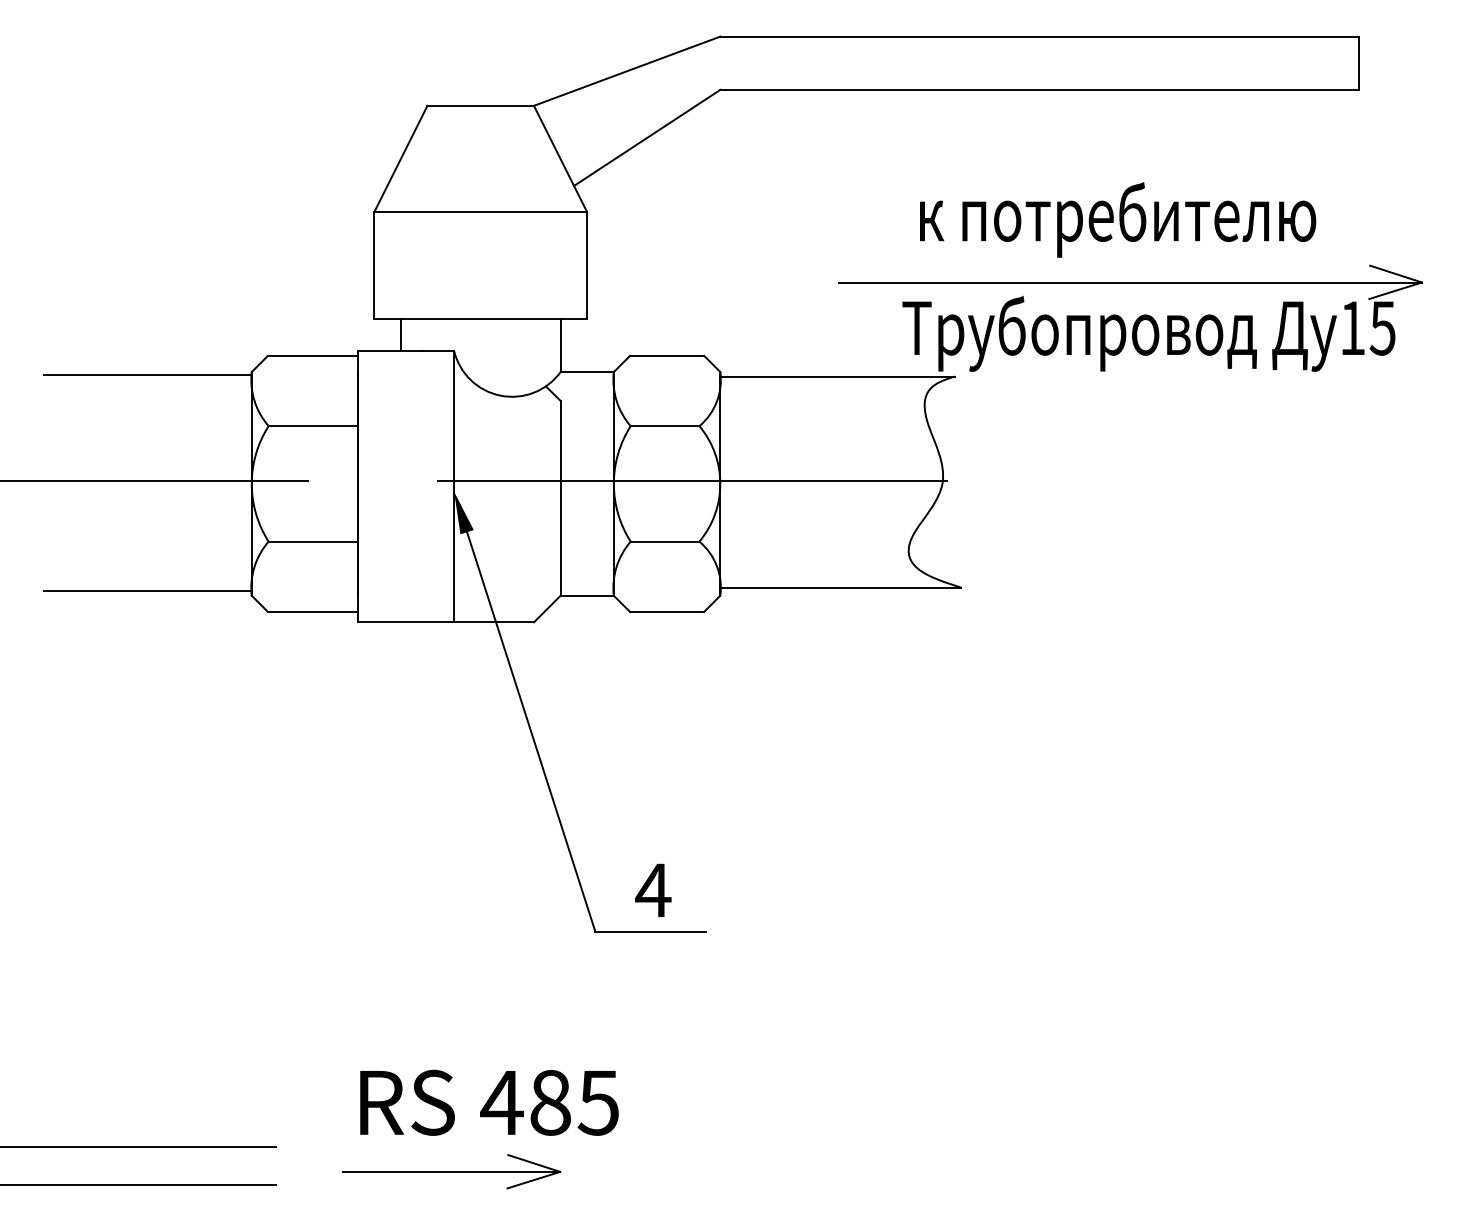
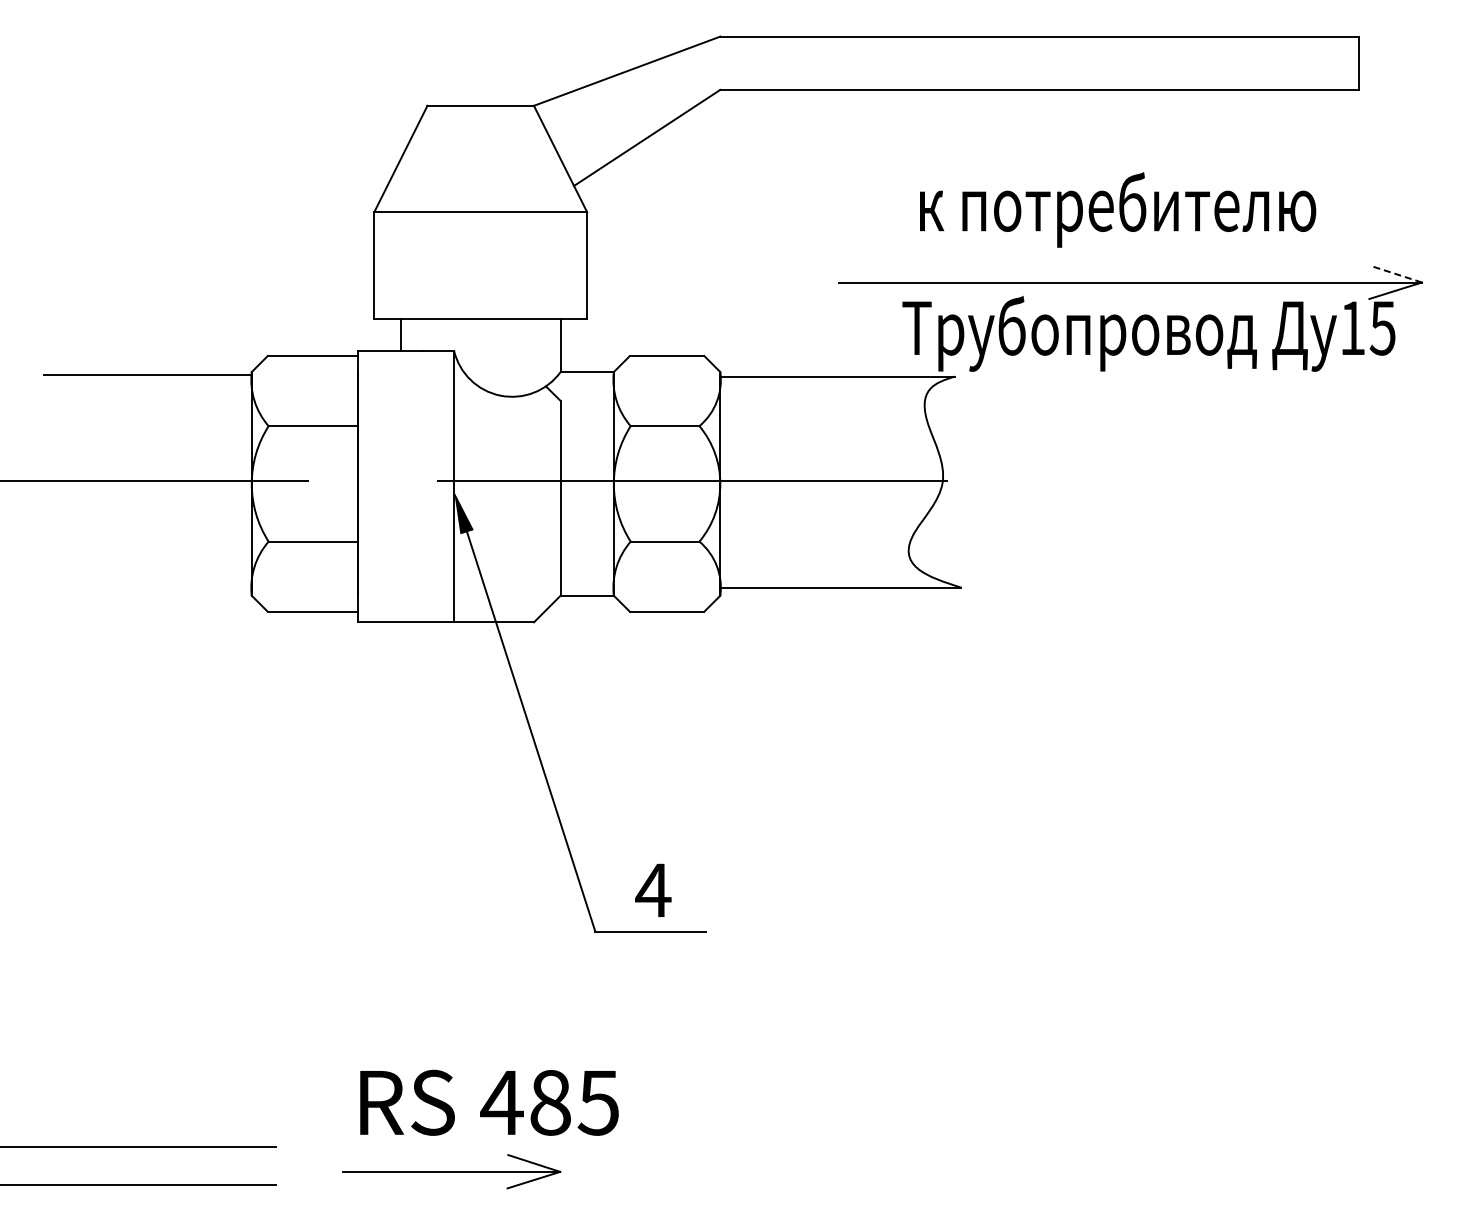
text position: (1118, 219) -> (1118, 209) (1118, 209)
line: solid -> dashed (1395, 273)
line: present -> none (147, 590)
